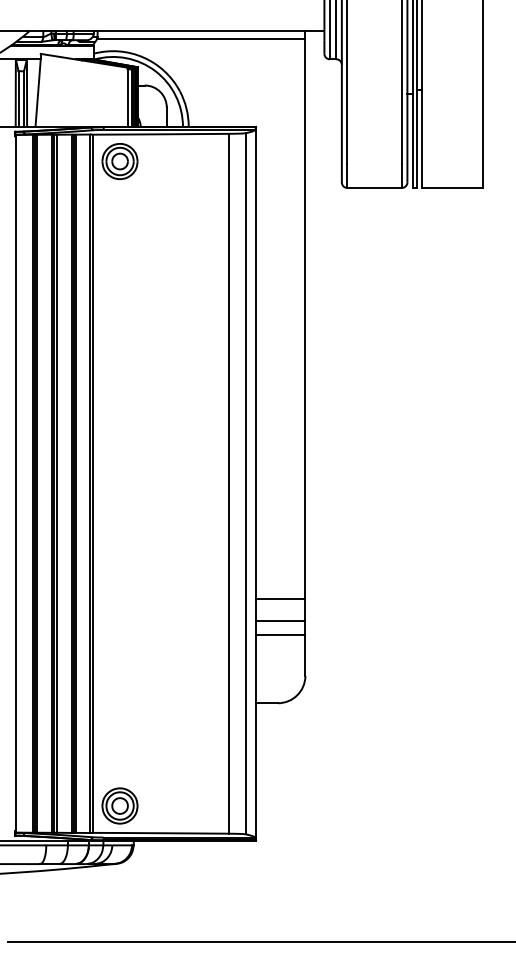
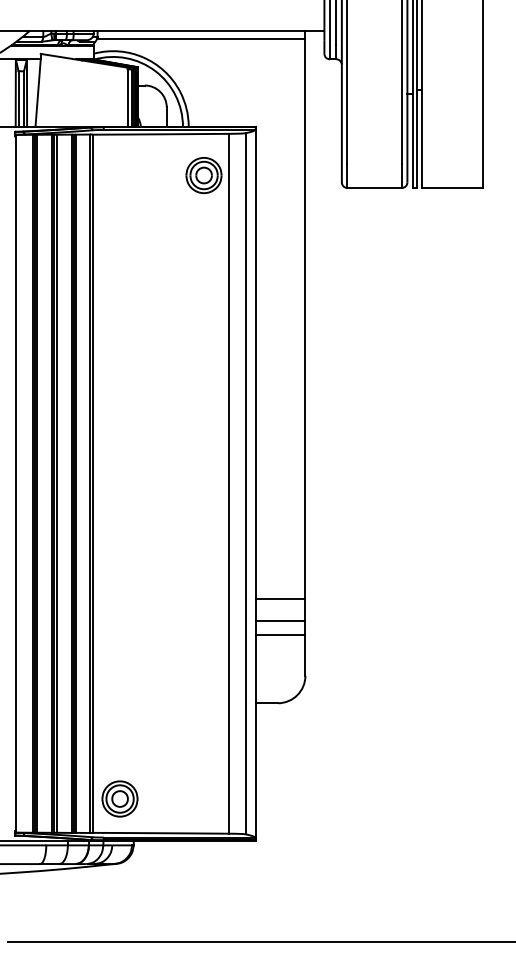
part position: (119, 161) -> (203, 175) (203, 175)
part position: (119, 805) -> (119, 798) (119, 798)
